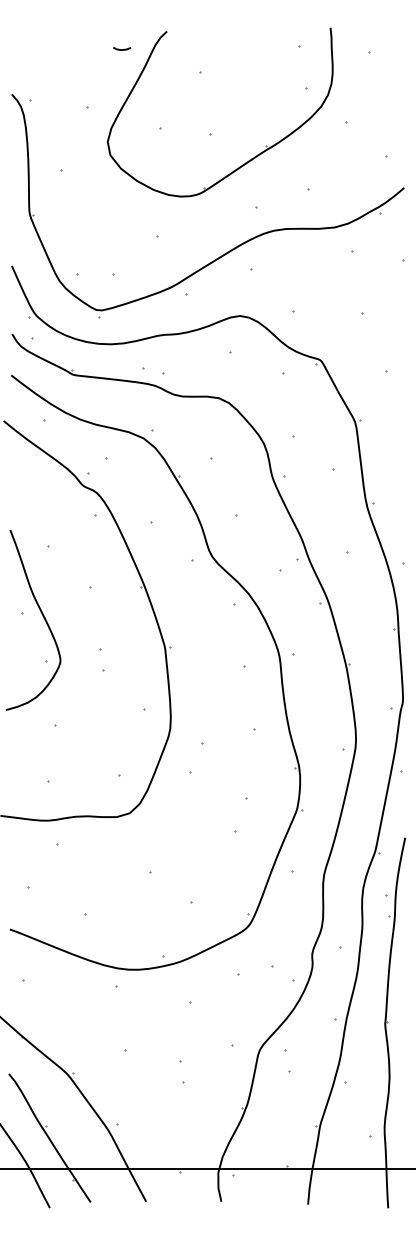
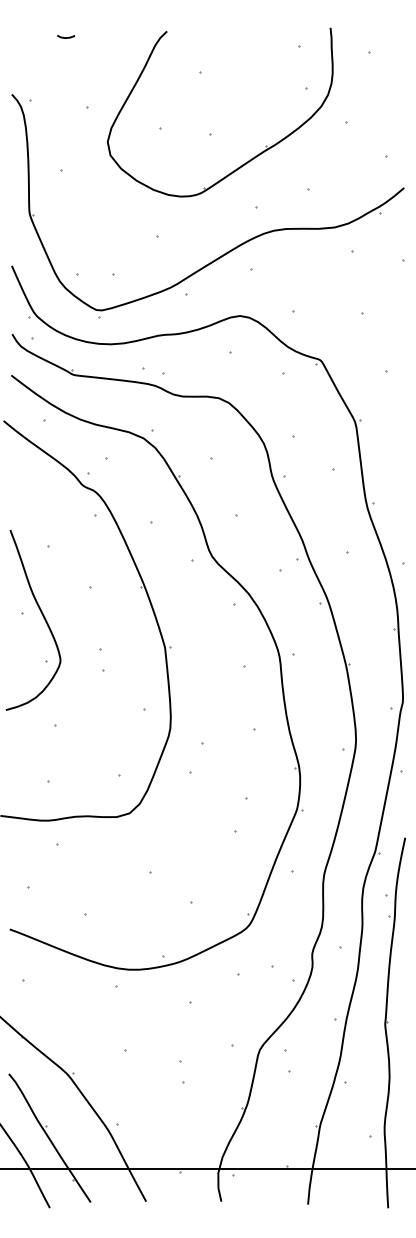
line position: (122, 49) -> (66, 37) (66, 37)
